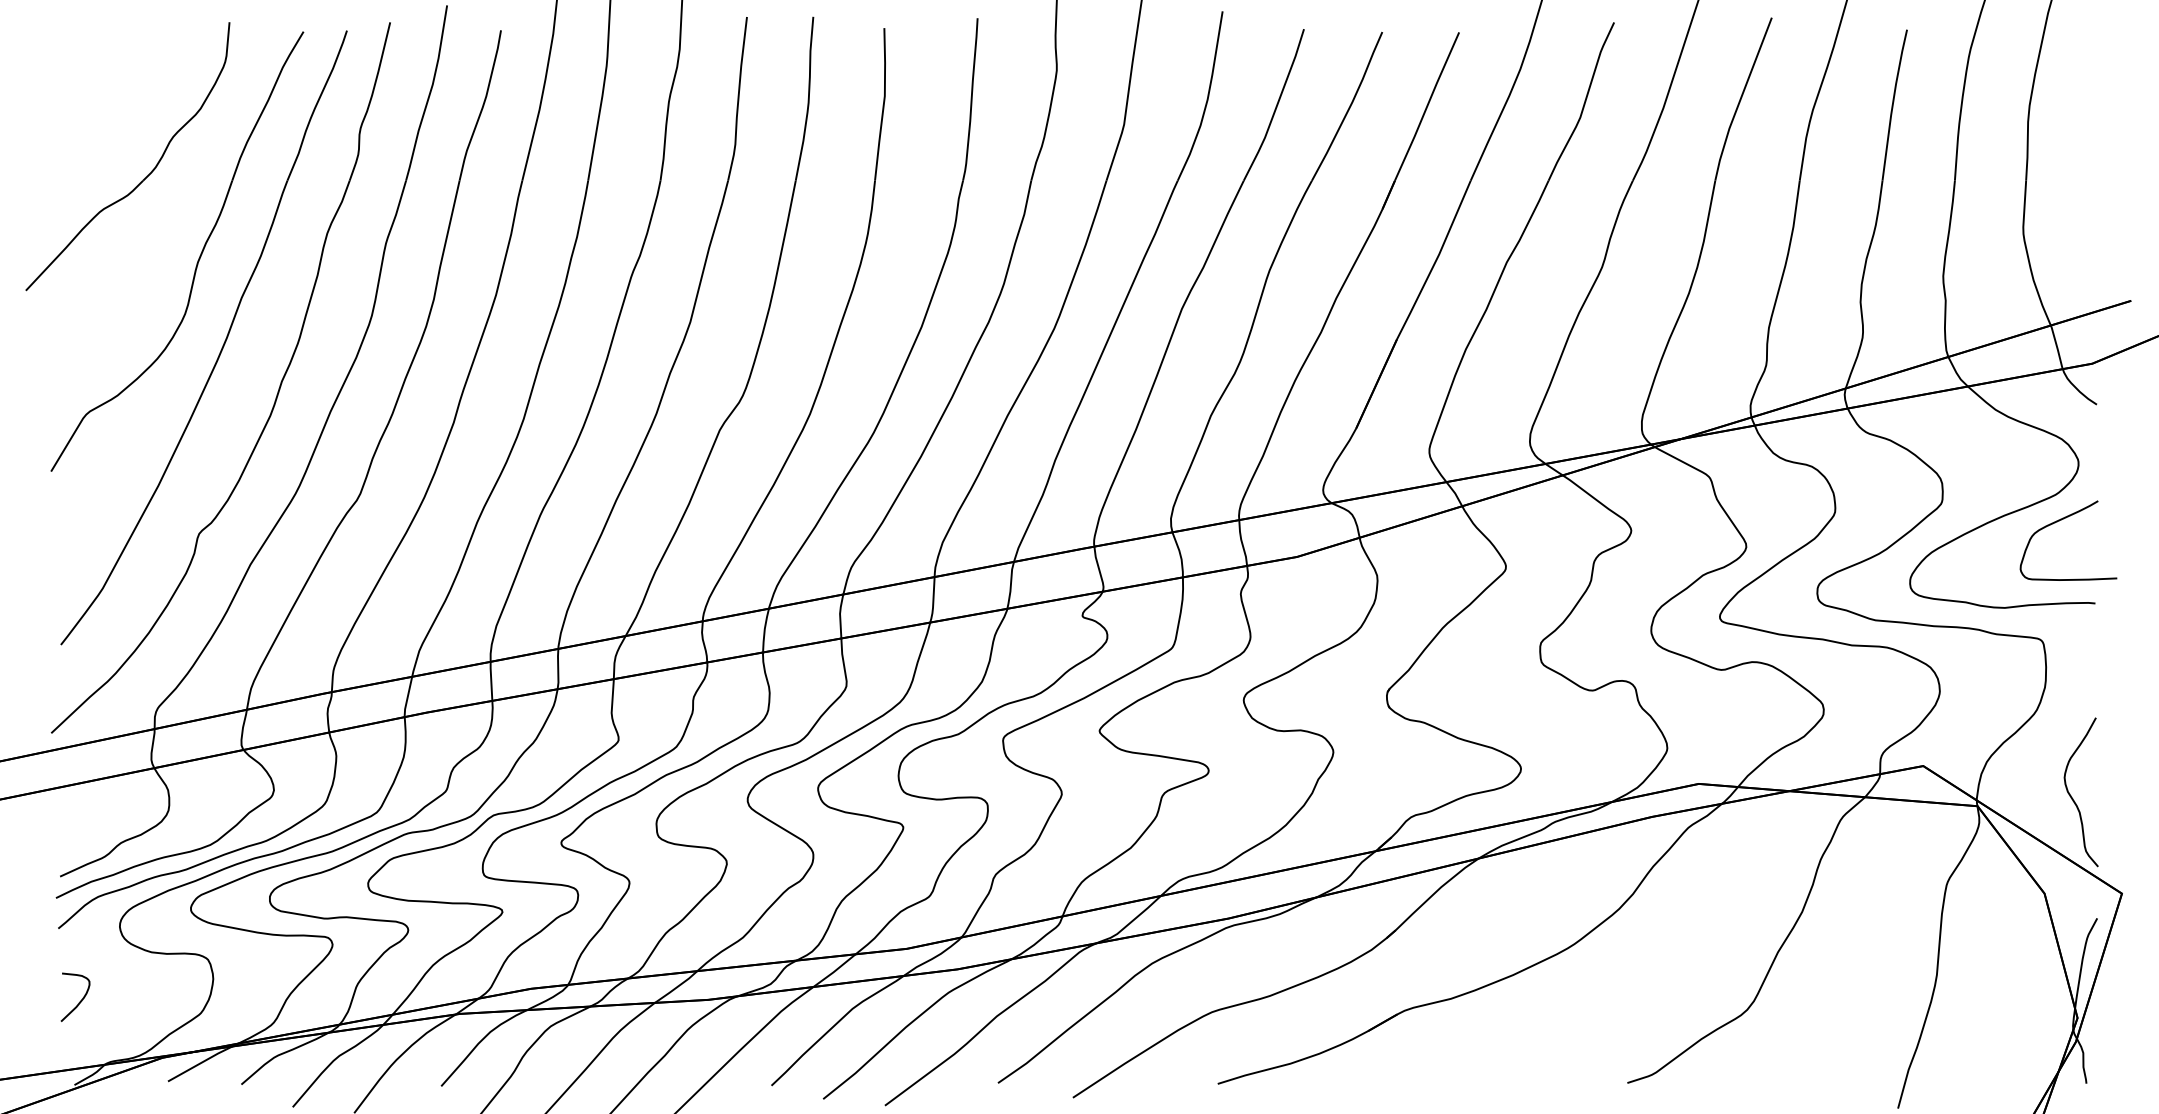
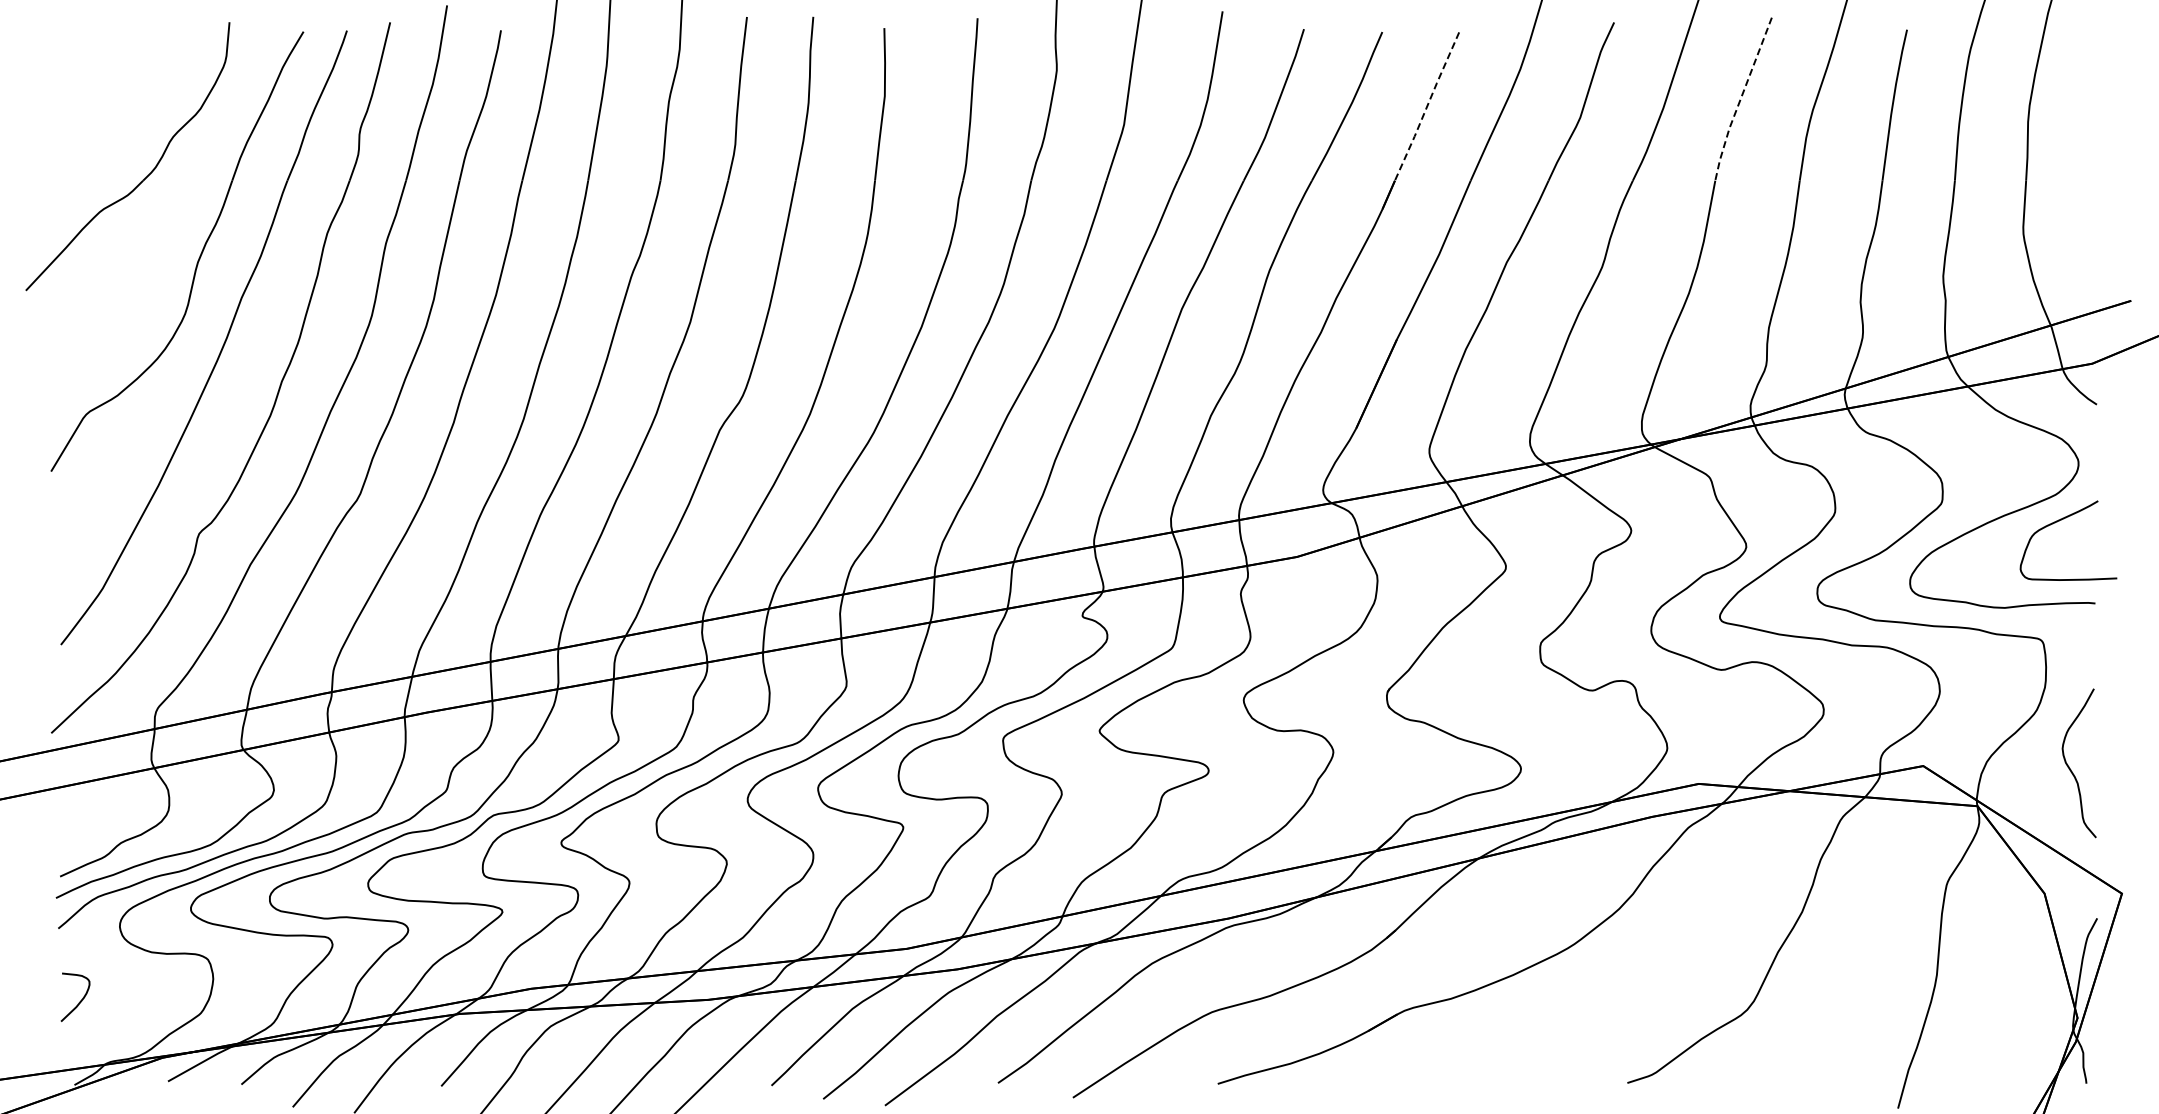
line: solid -> dashed (1740, 99)
line: solid -> dashed (1426, 107)
curve position: (2073, 798) -> (2071, 769) (2071, 769)
